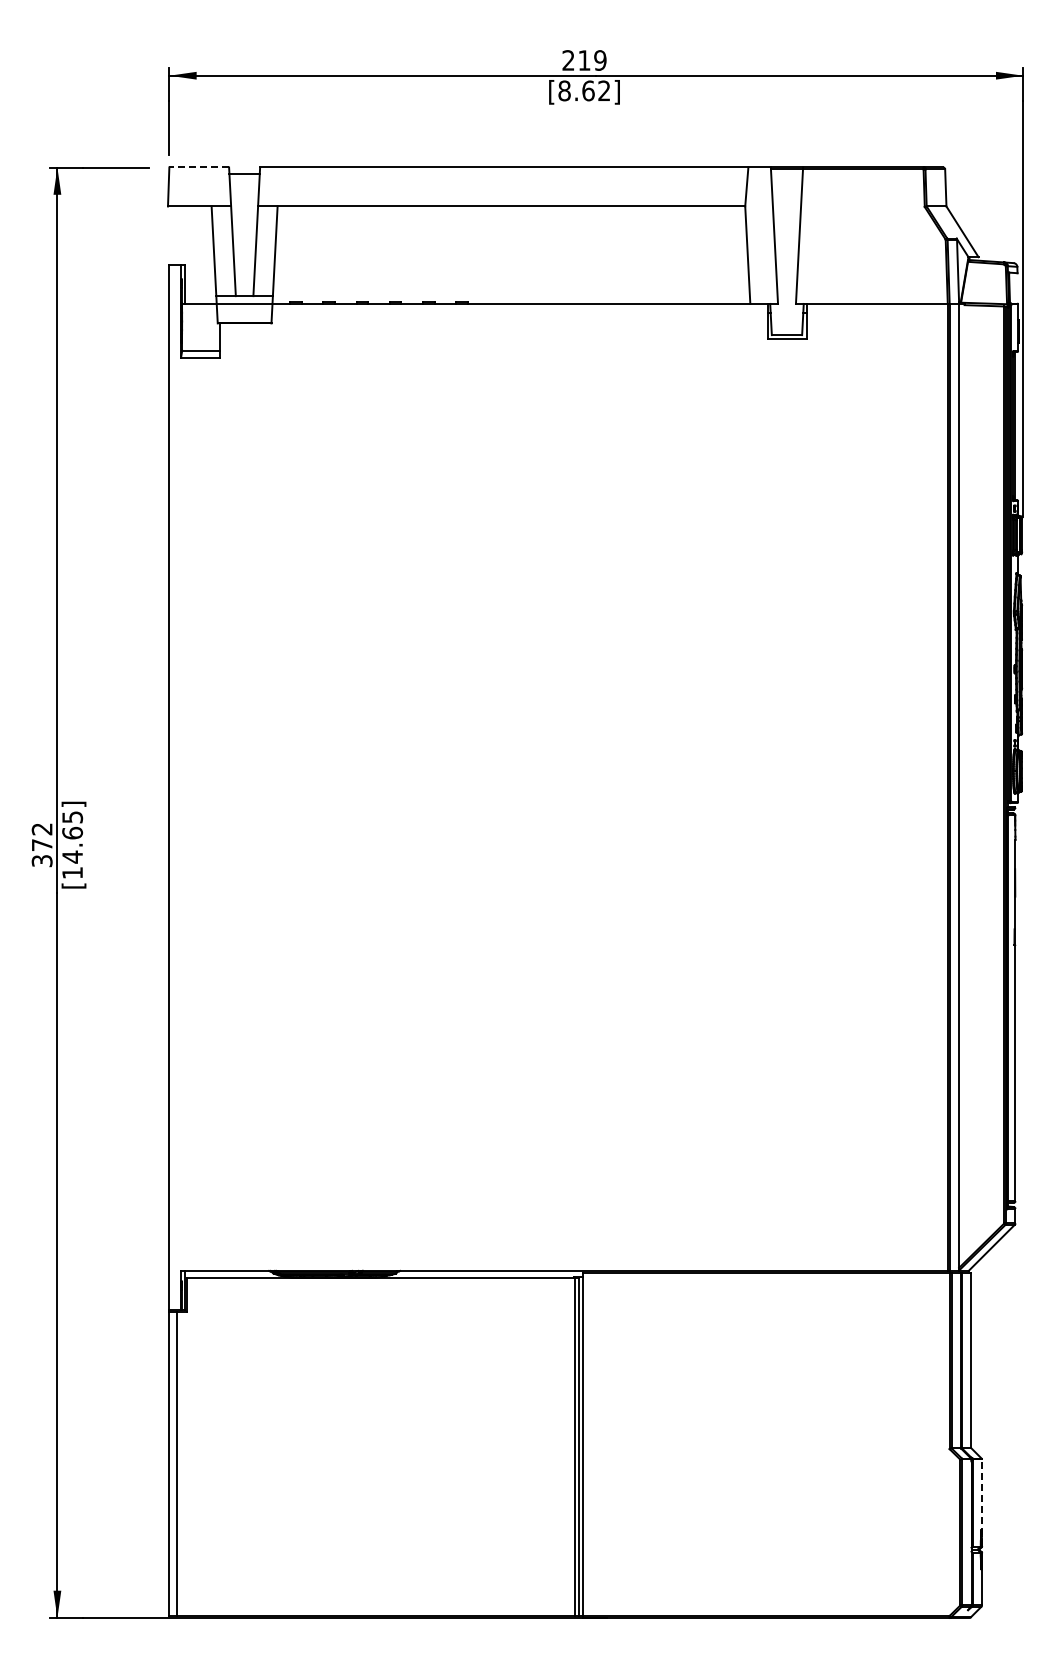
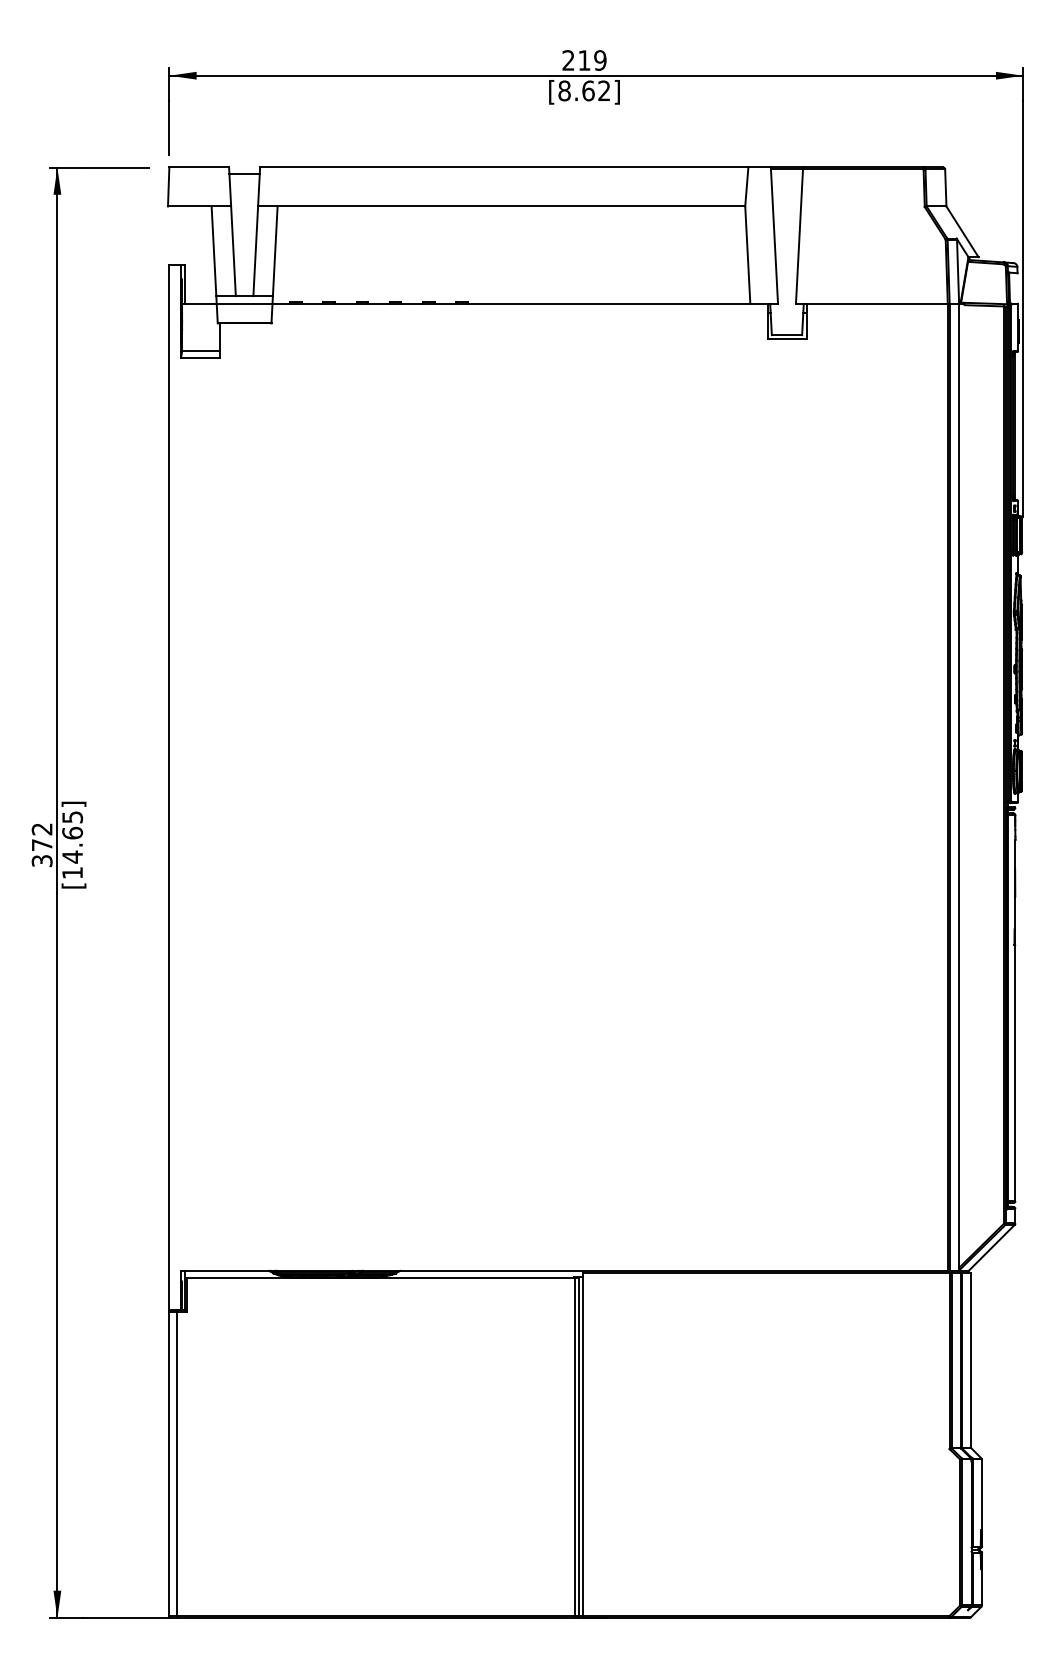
line: dashed -> solid (199, 167)
line: dashed -> solid (981, 1502)
